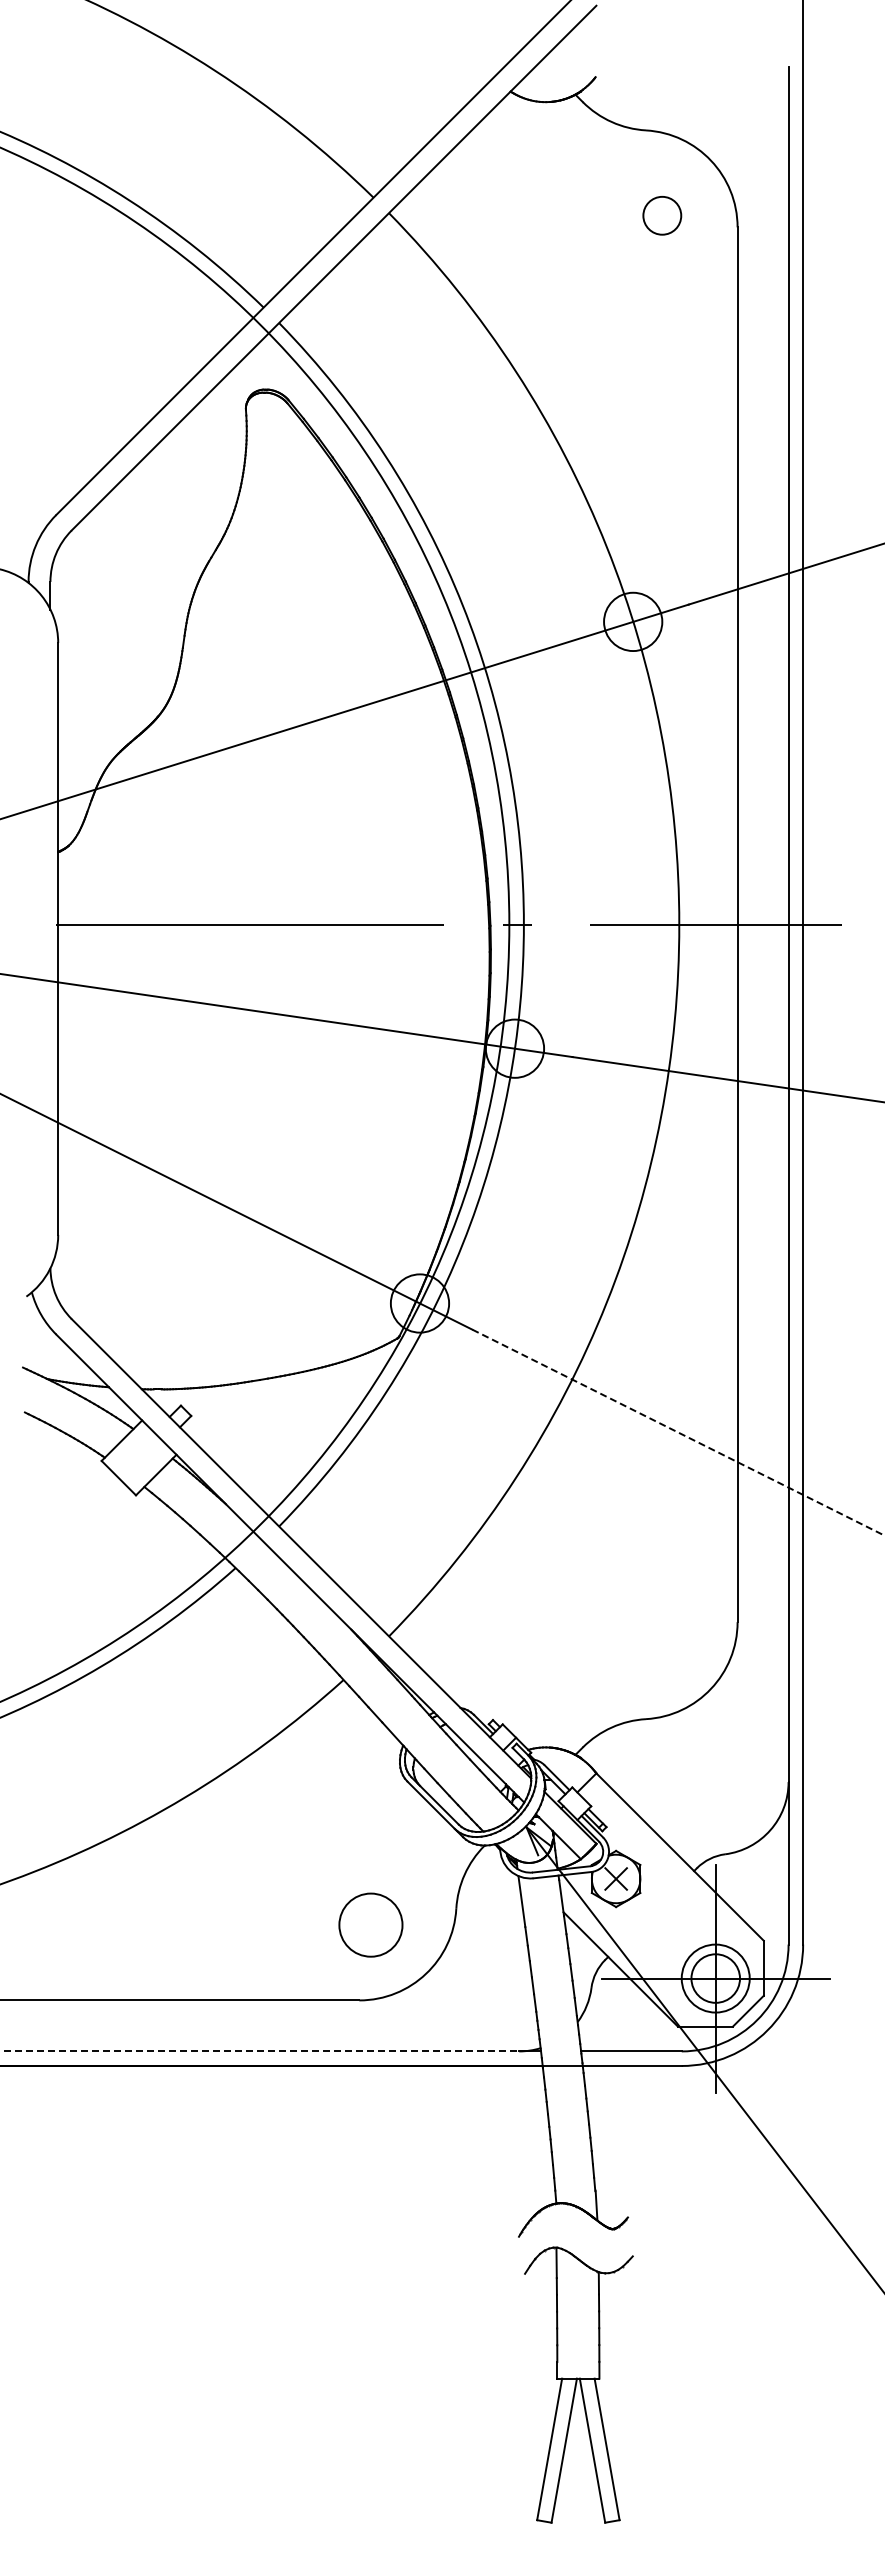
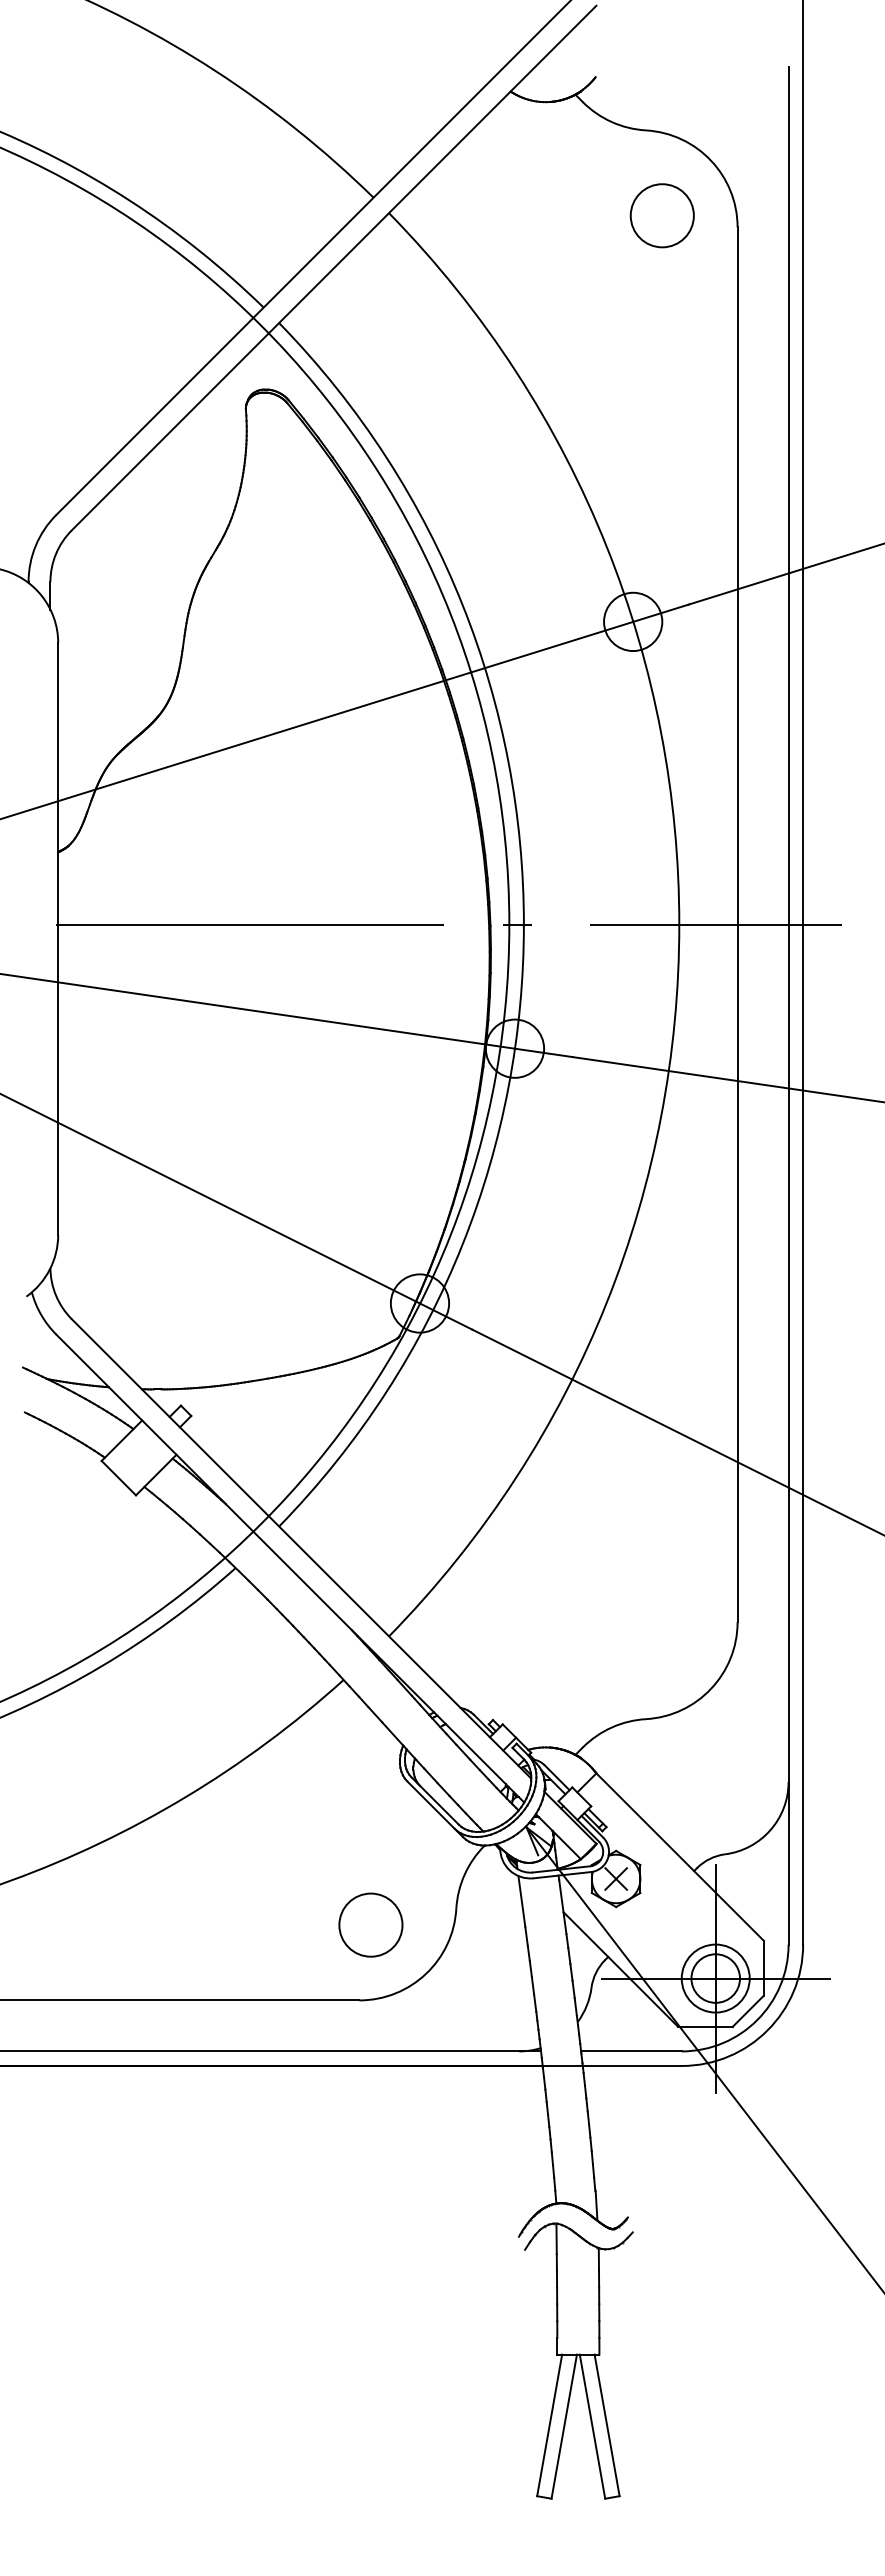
circle diameter: 38 px -> 63 px (661, 215)
line: dashed -> solid (677, 1432)
line: dashed -> solid (260, 2051)
part position: (578, 2384) -> (578, 2360) (578, 2360)
